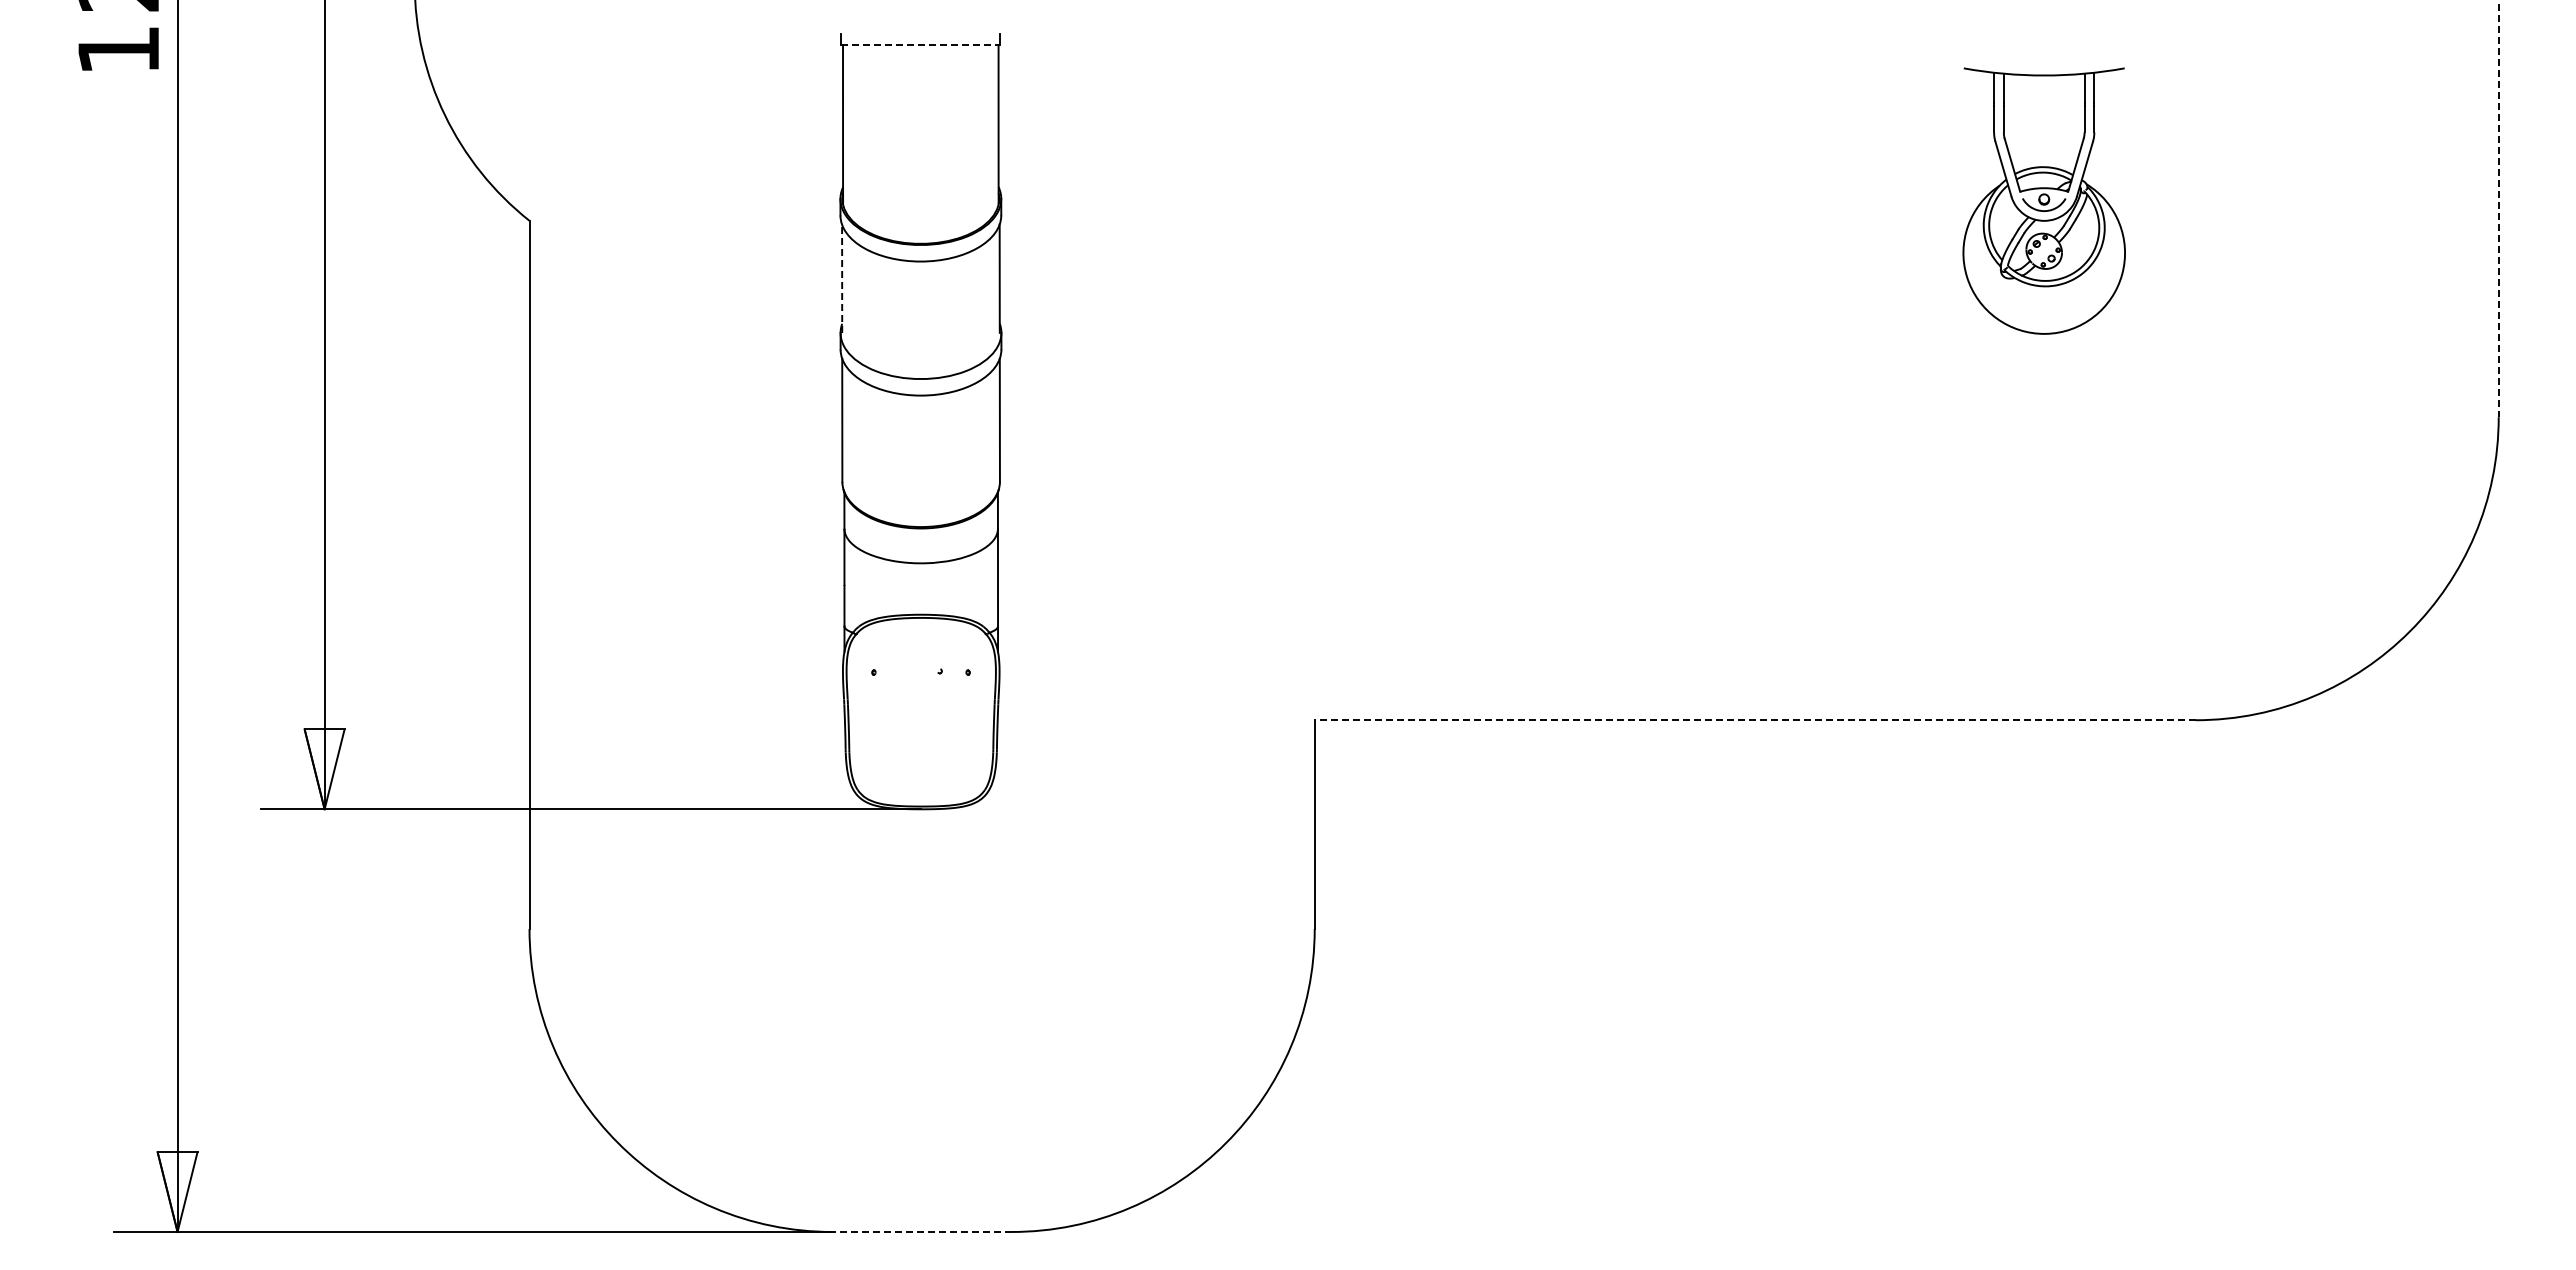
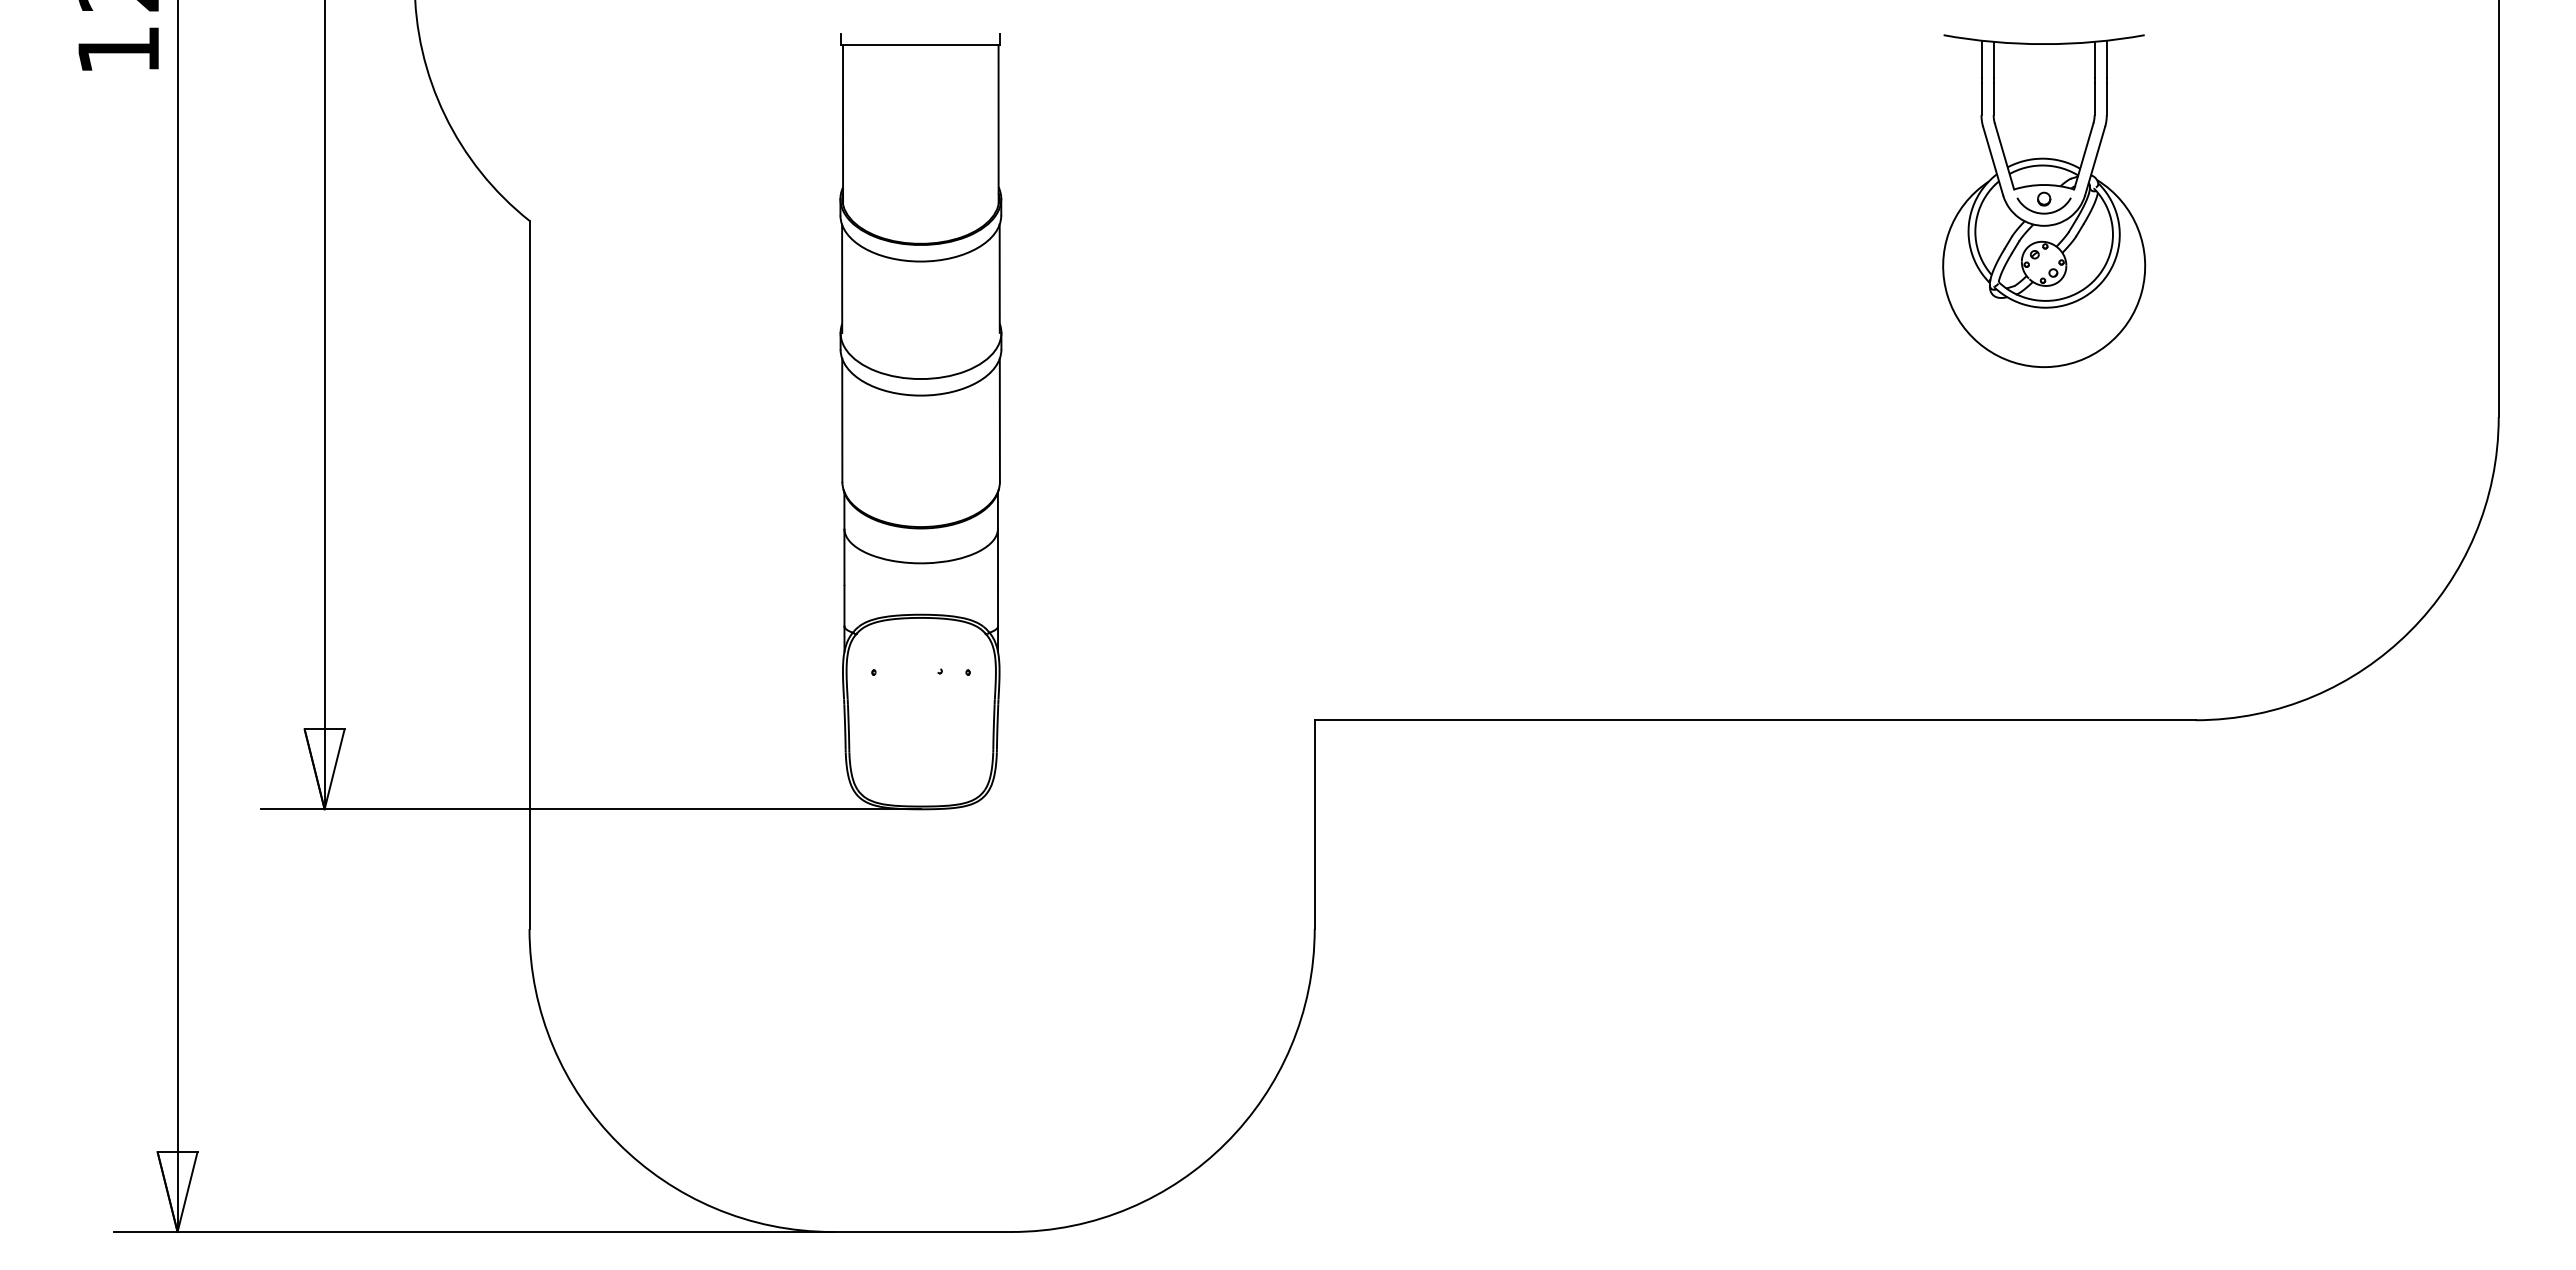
line: dashed -> solid (921, 44)
part size: 164x268 px -> 205x334 px (2044, 200)
line: dashed -> solid (2498, 209)
line: dashed -> solid (842, 278)
line: dashed -> solid (1754, 720)
line: dashed -> solid (922, 1231)
